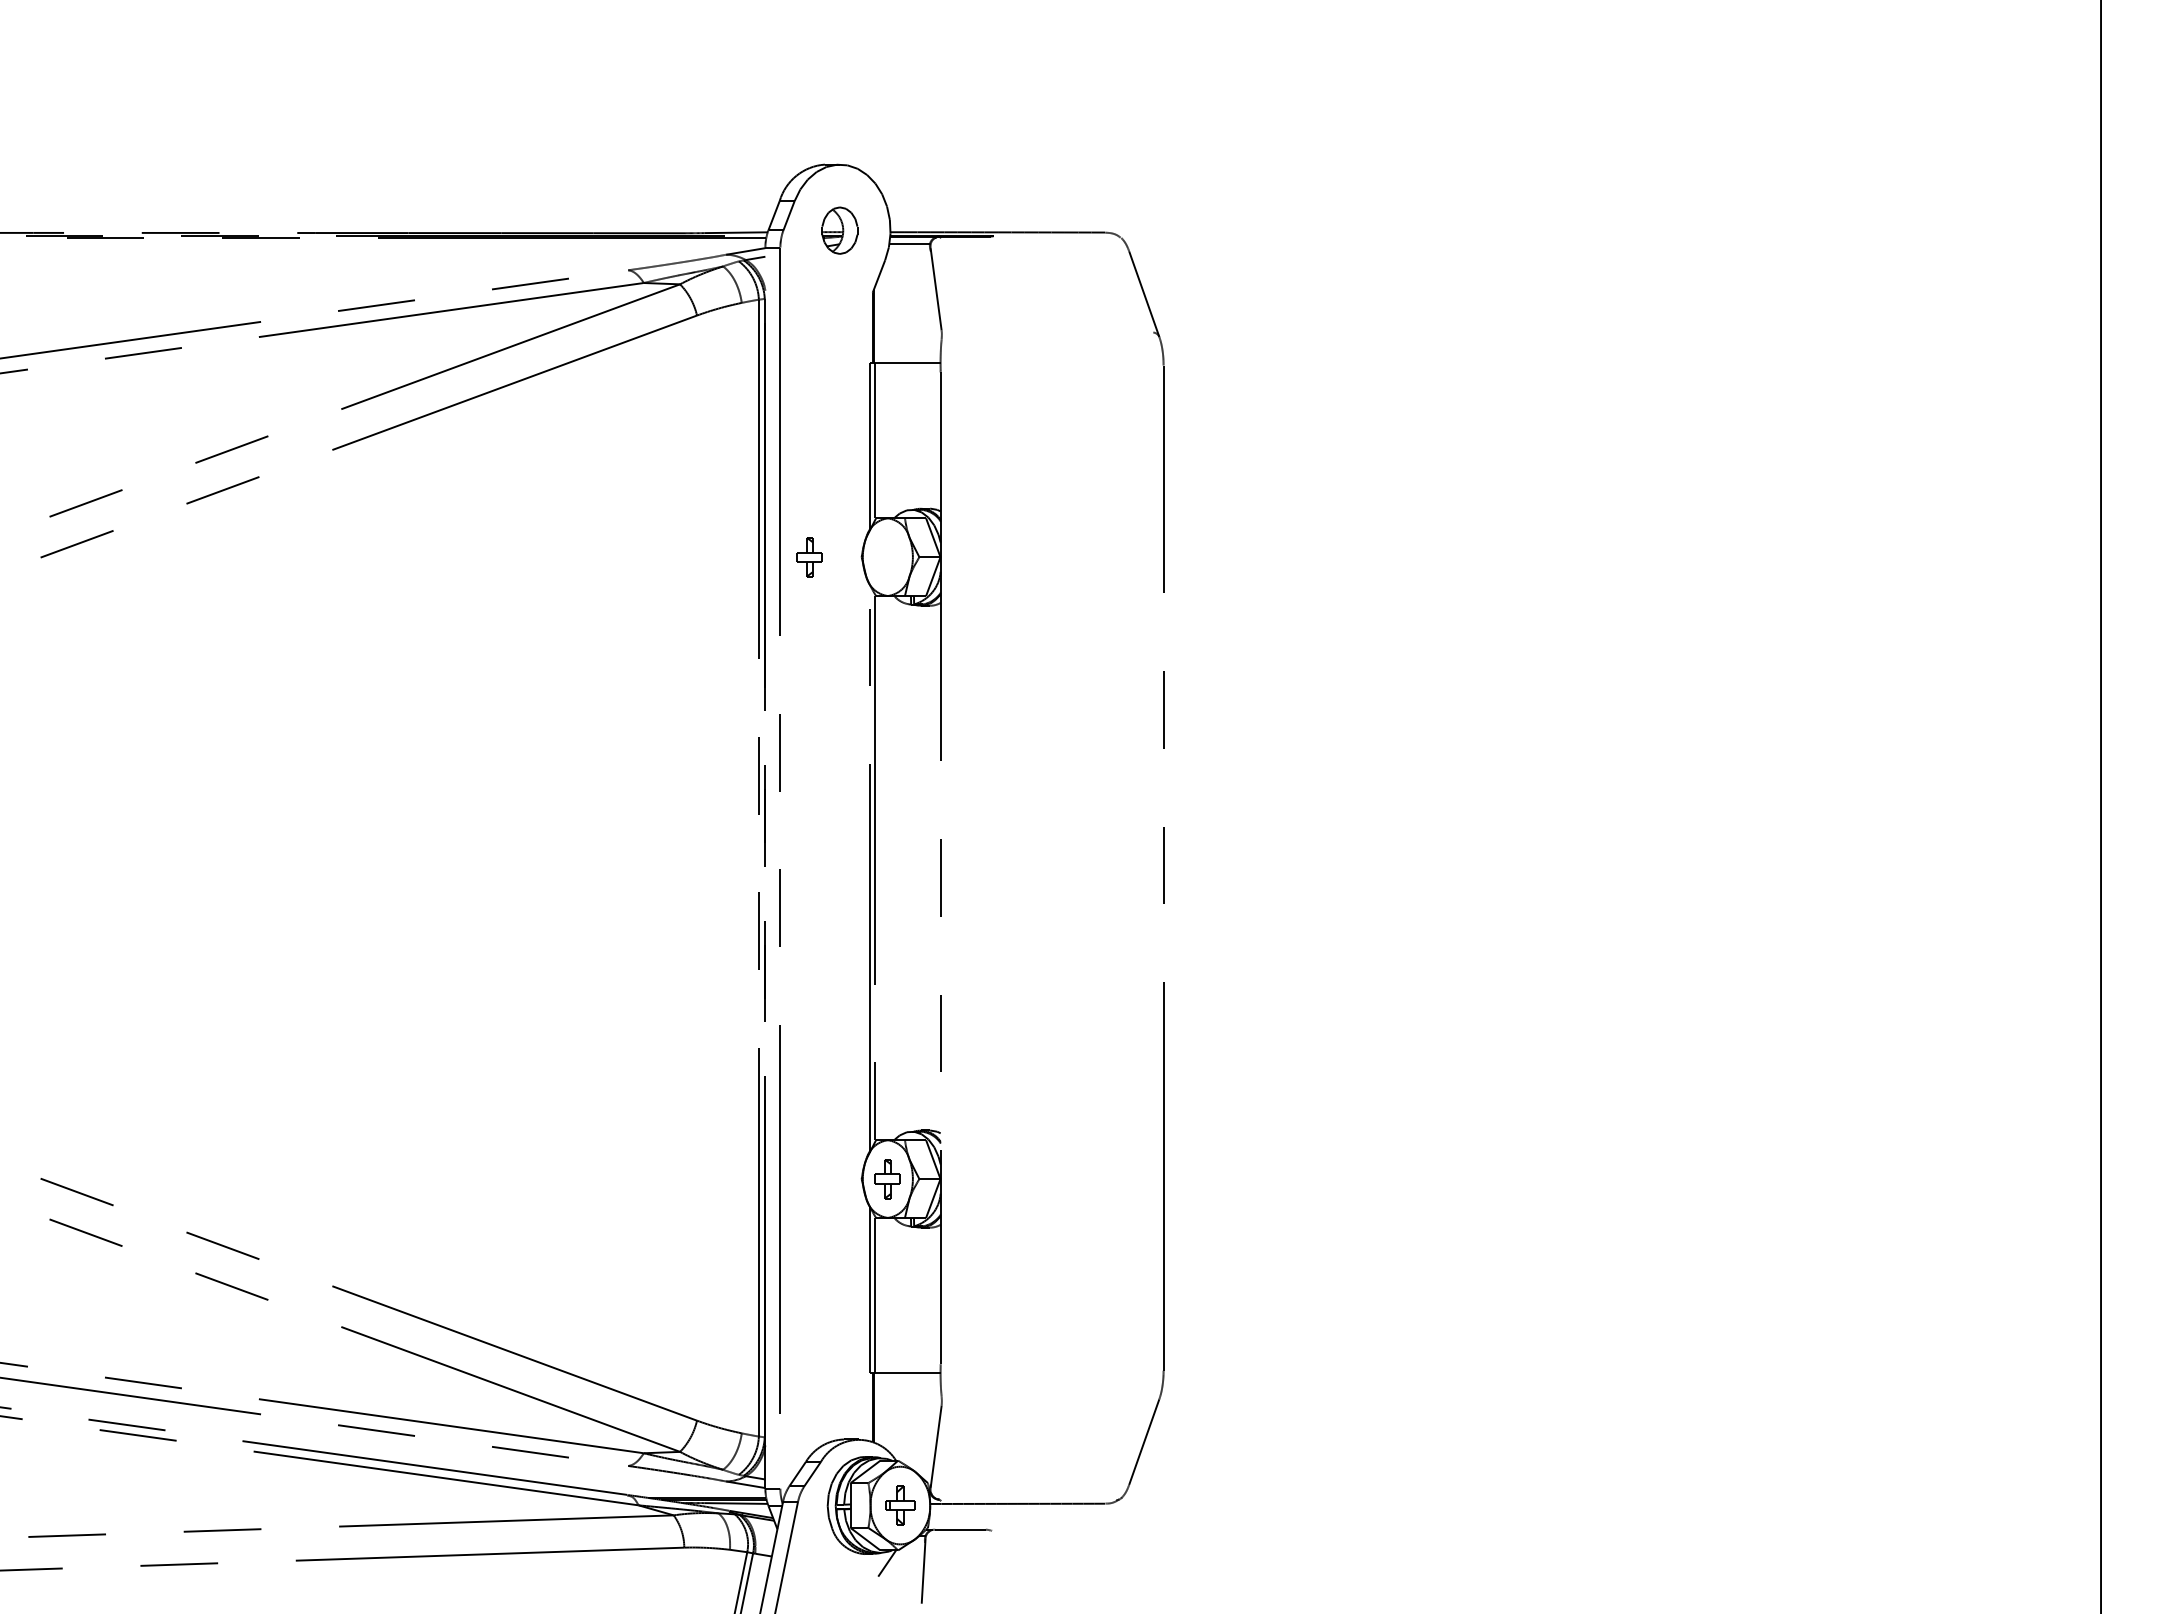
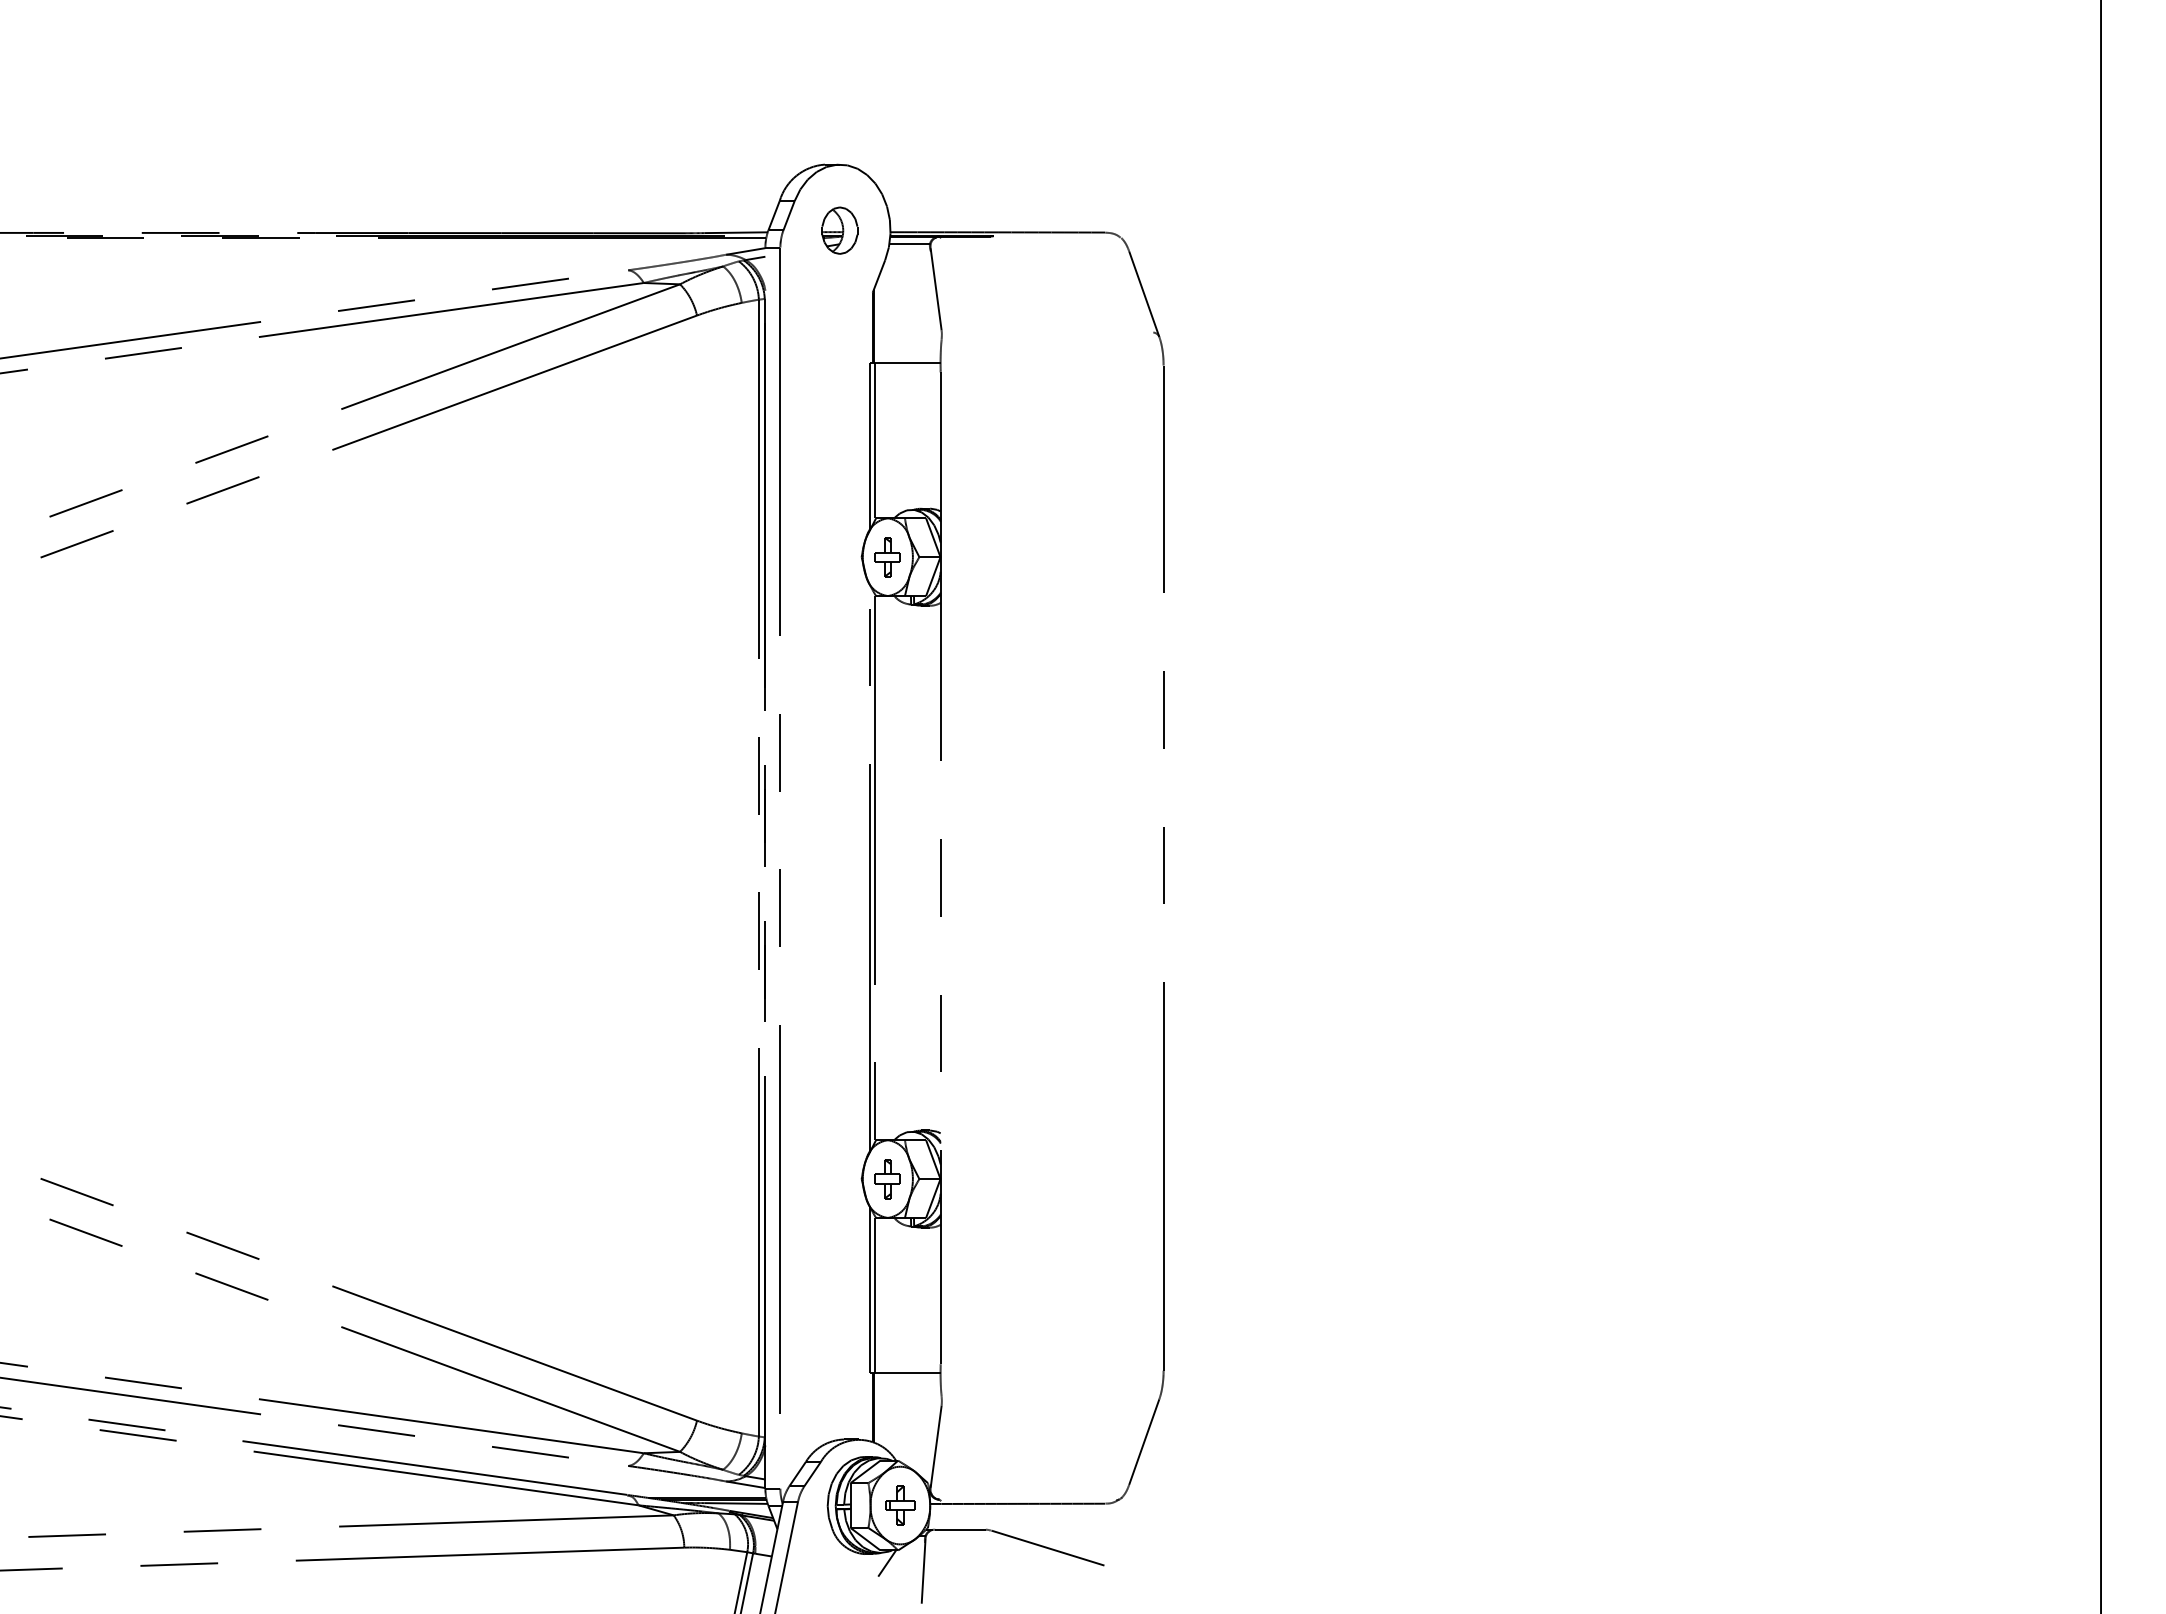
part position: (809, 557) -> (887, 557) (887, 557)
line: none -> present (1048, 1547)
